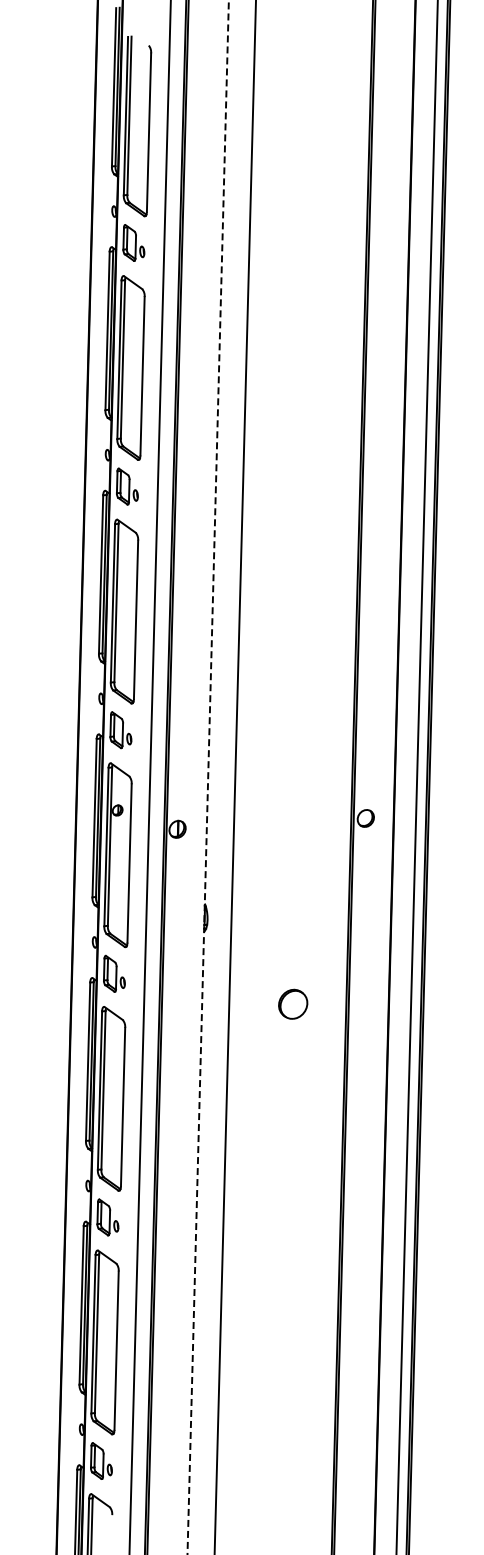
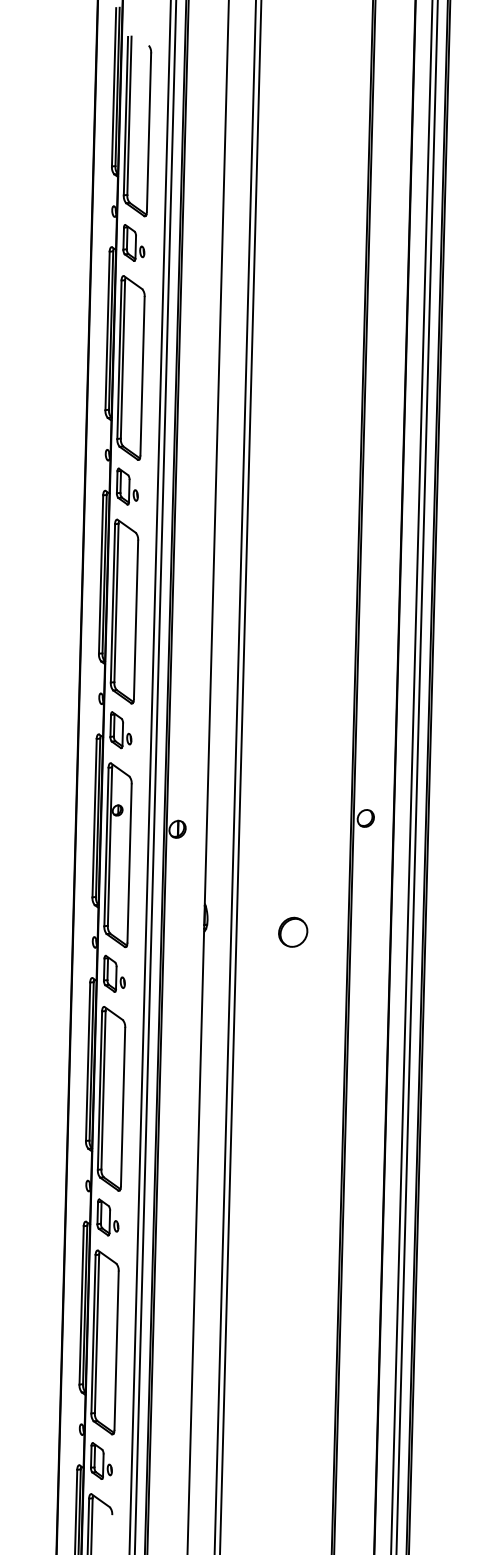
line: none -> present (155, 776)
line: dashed -> solid (208, 776)
line: none -> present (240, 776)
line: none -> present (411, 776)
part position: (293, 1003) -> (293, 931) (293, 931)
